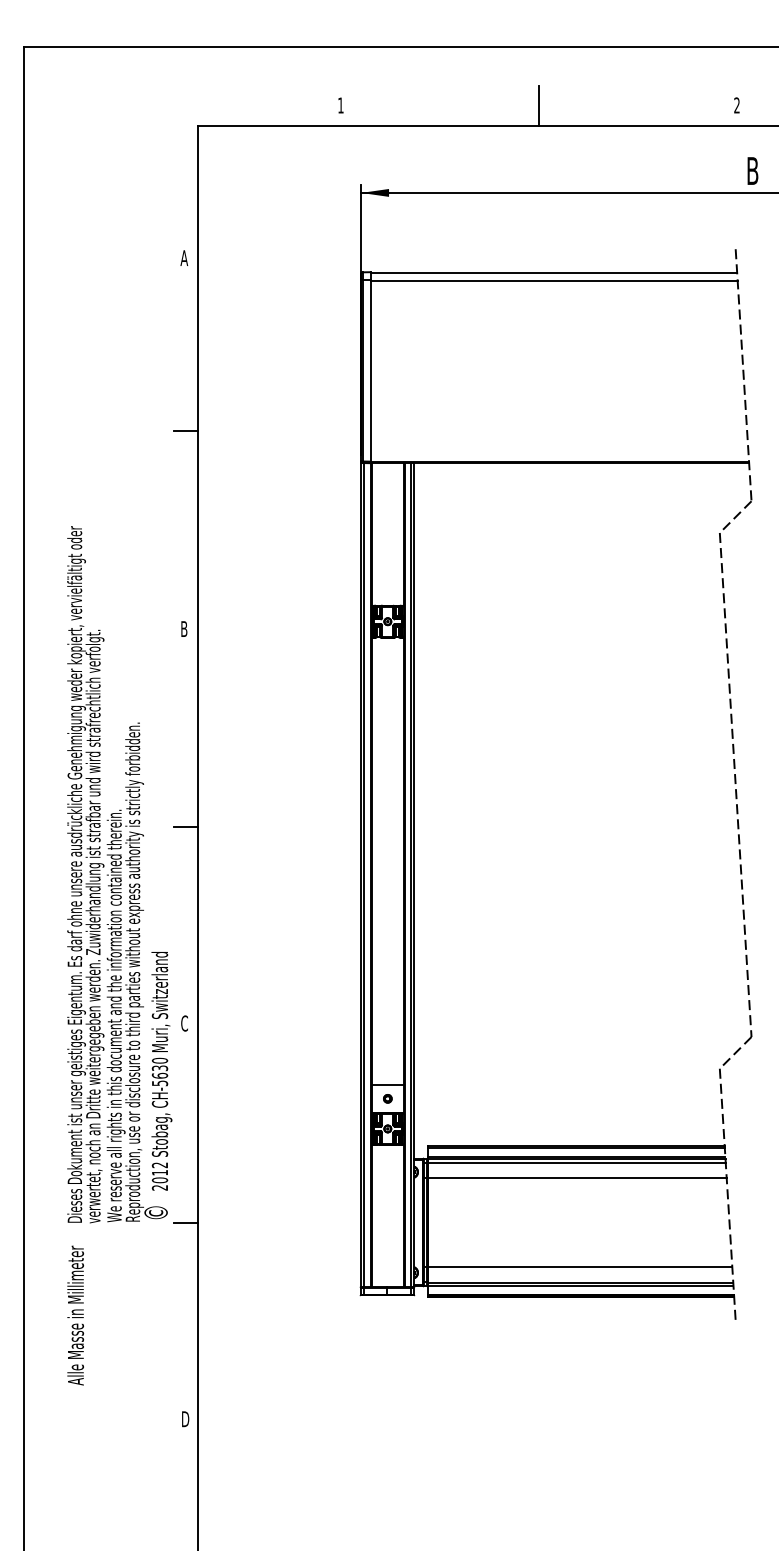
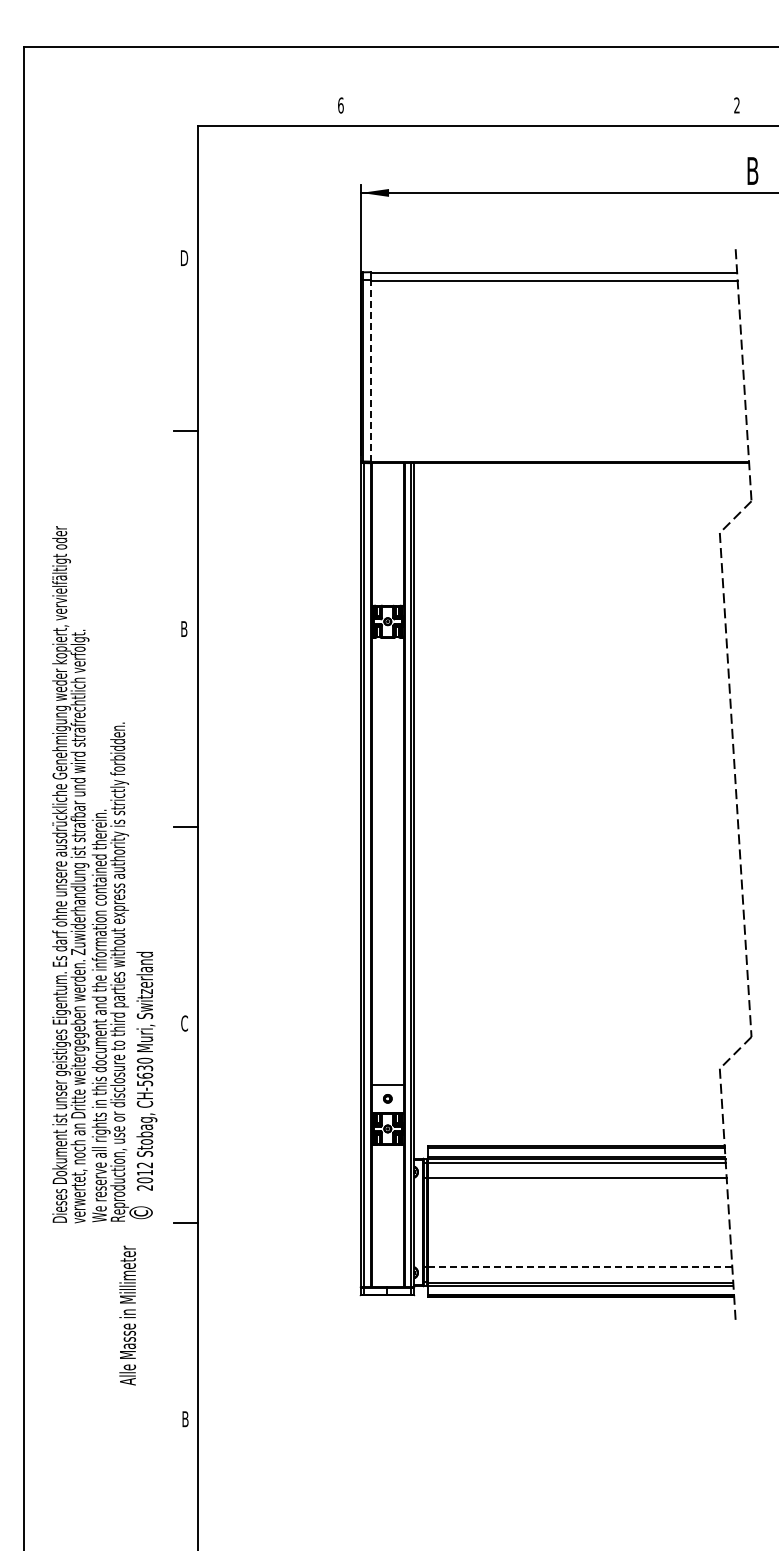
text: 1 -> 6 (340, 105)
line: present -> none (538, 105)
text: A -> D (184, 257)
line: solid -> dashed (370, 370)
text position: (119, 874) -> (104, 874) (104, 874)
line: solid -> dashed (579, 1266)
text position: (75, 1315) -> (127, 1315) (127, 1315)
text: D -> B (185, 1419)
